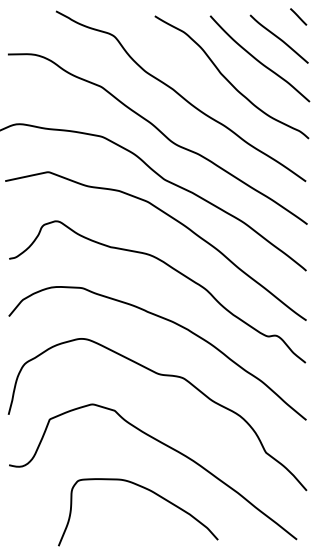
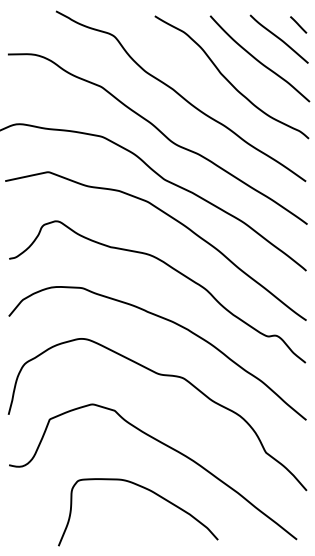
line position: (298, 16) -> (298, 24) (298, 24)
